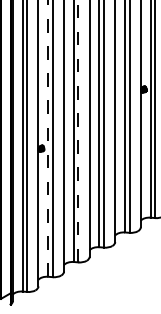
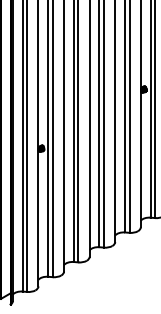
line: dashed -> solid (78, 131)
line: dashed -> solid (48, 138)
